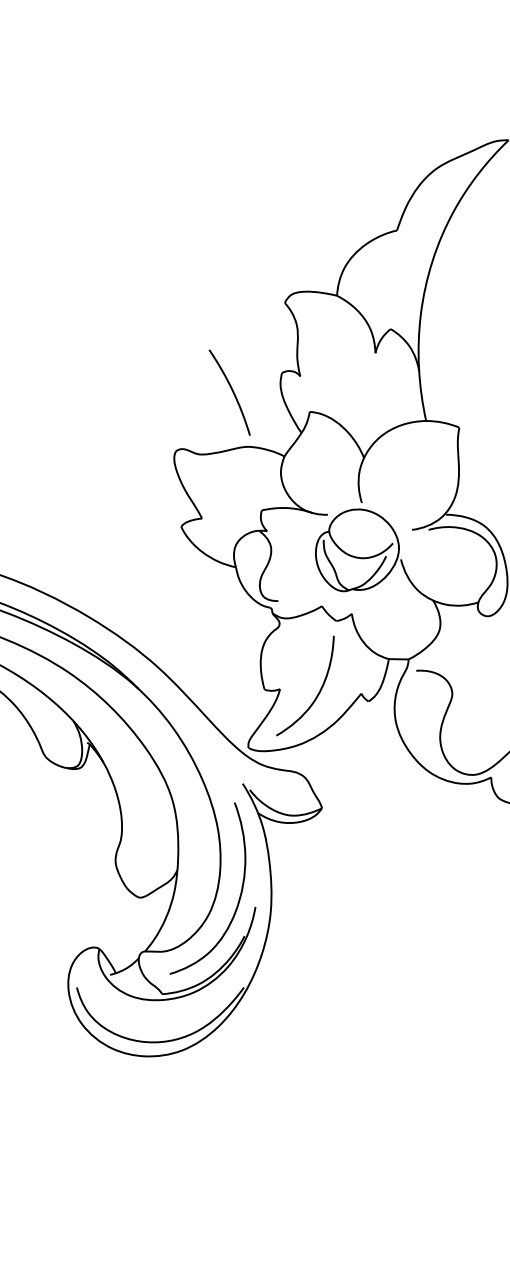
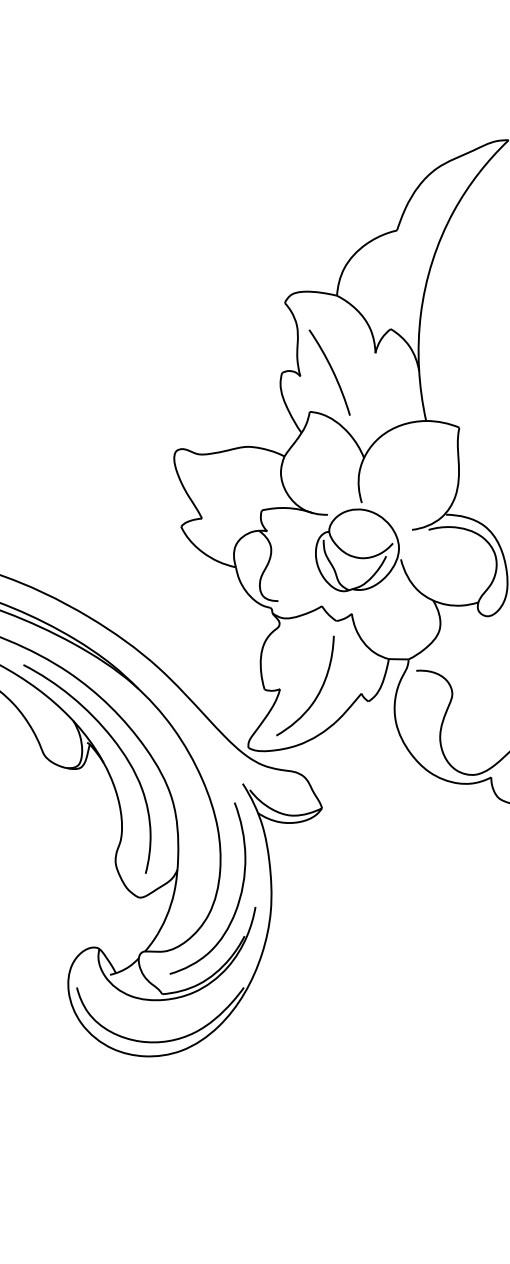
curve position: (231, 390) -> (331, 370) (331, 370)
curve: none -> present (118, 748)
